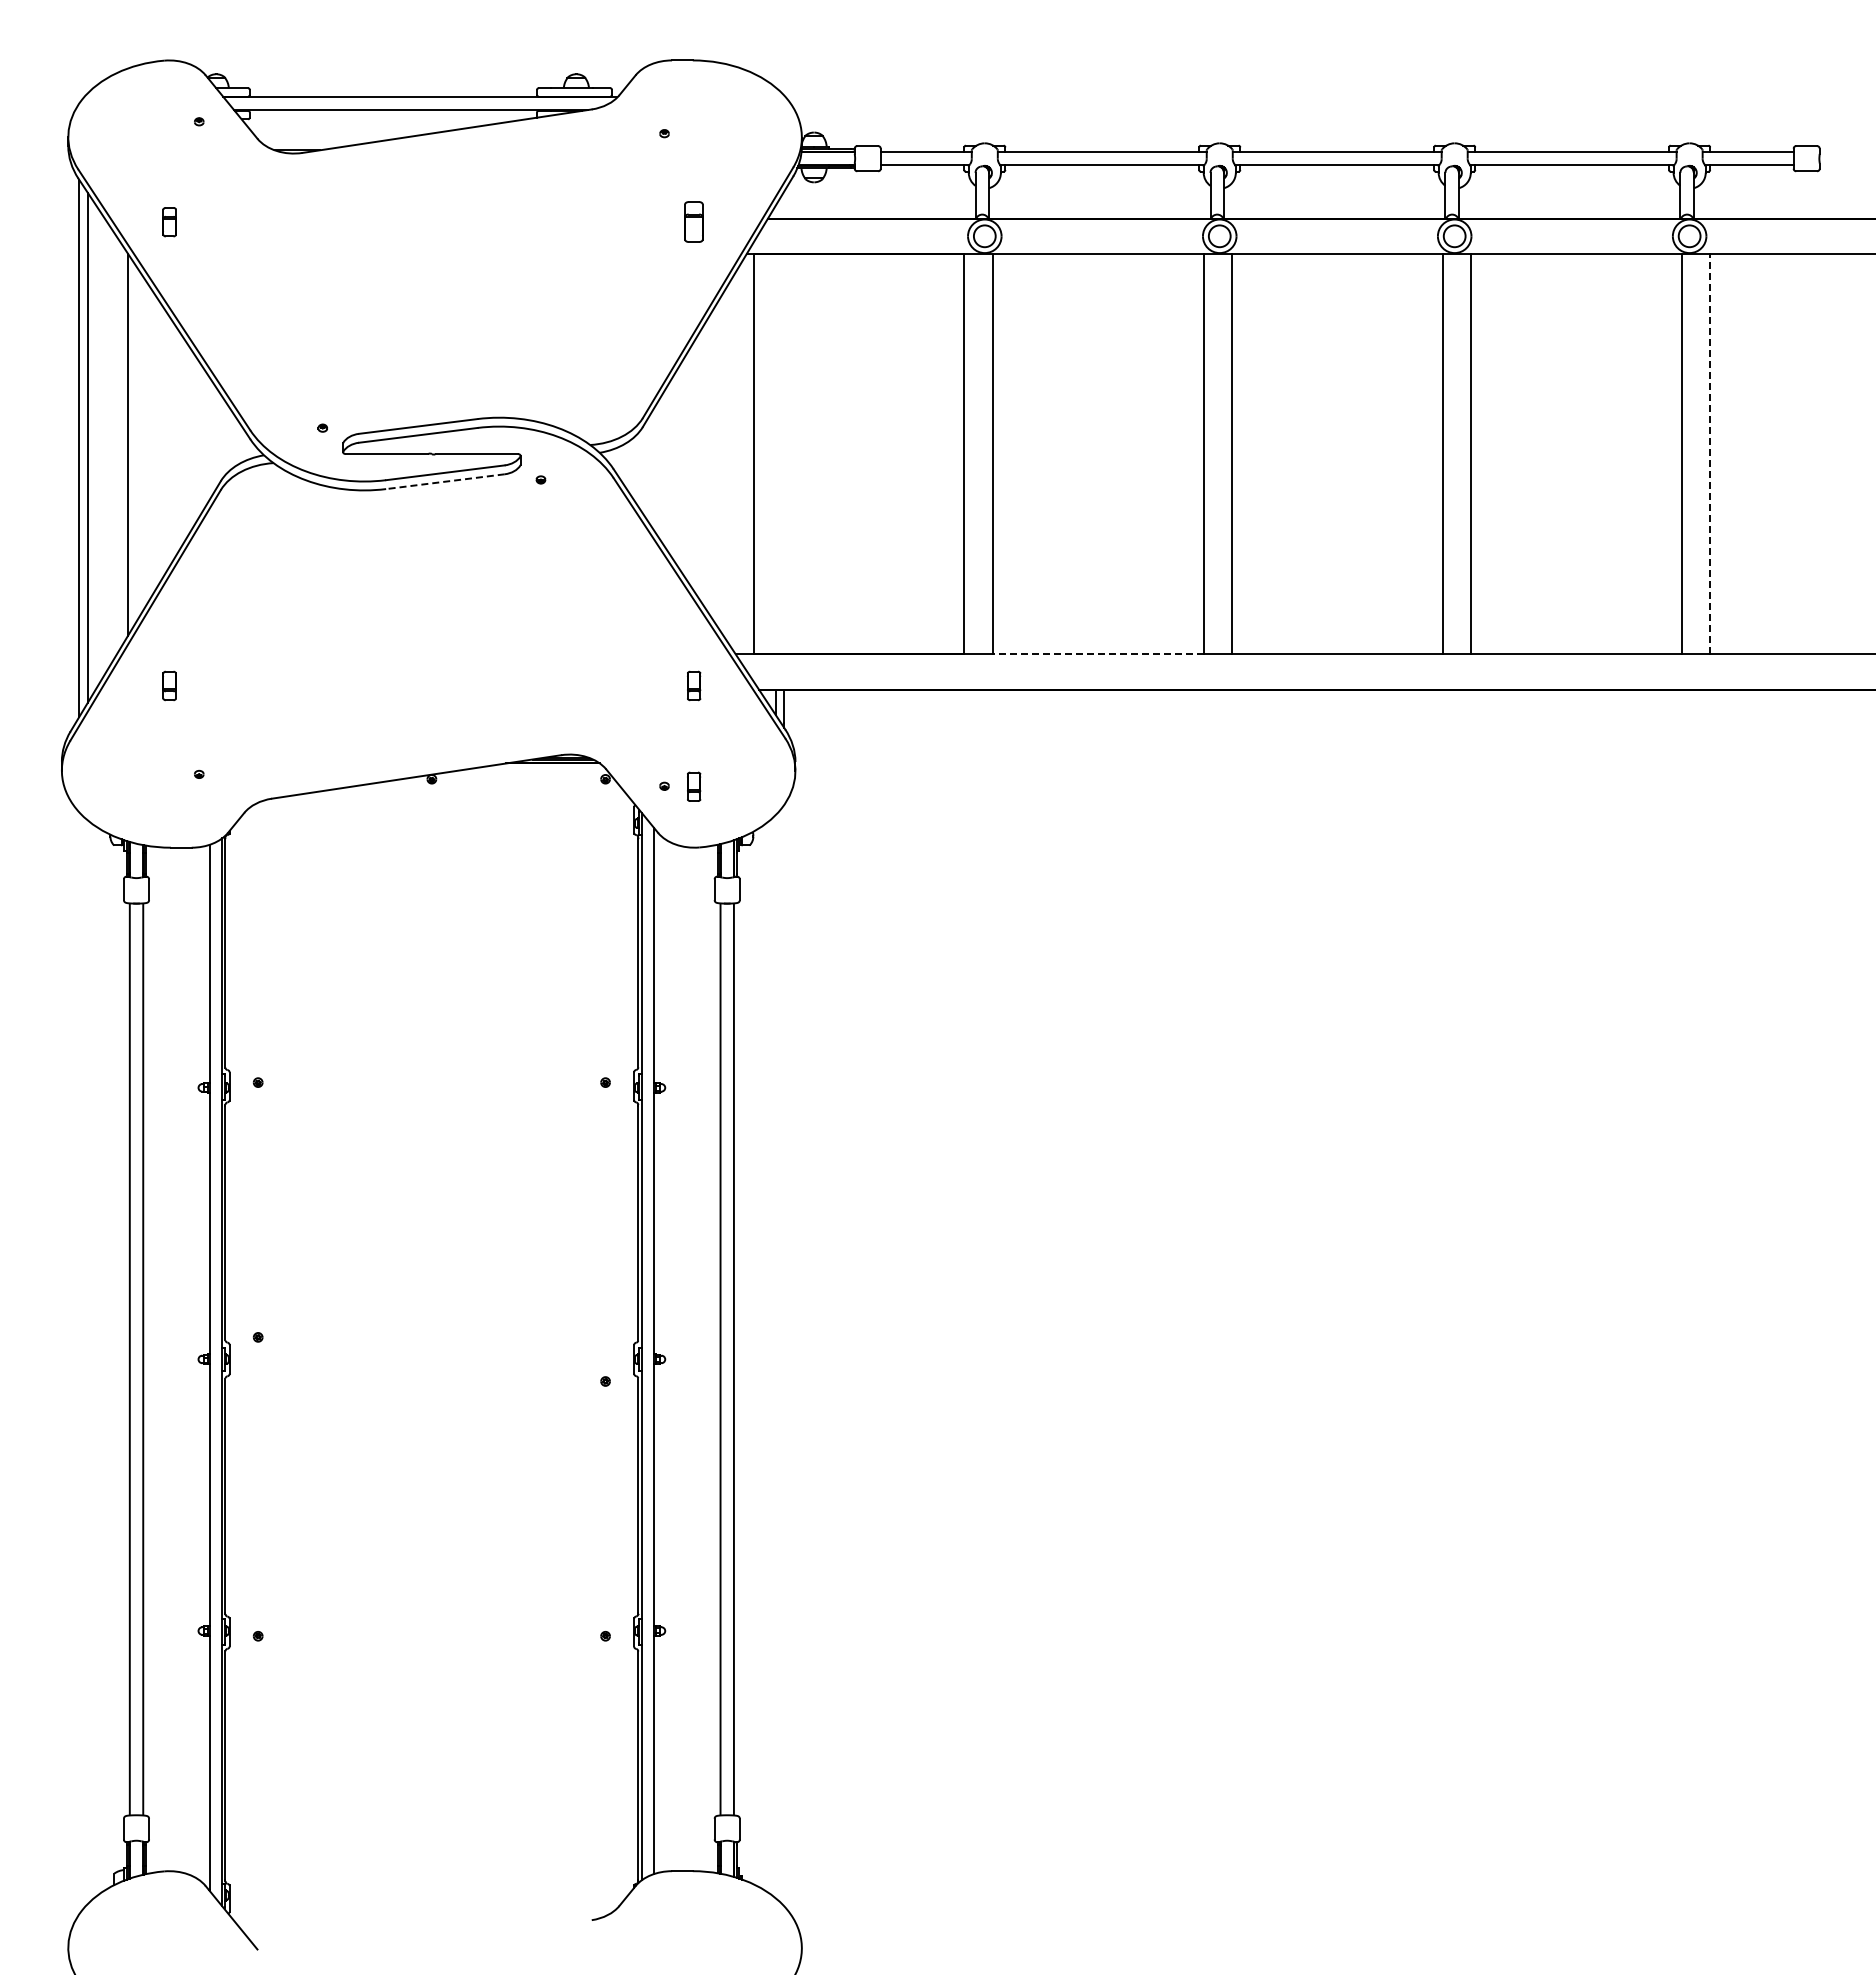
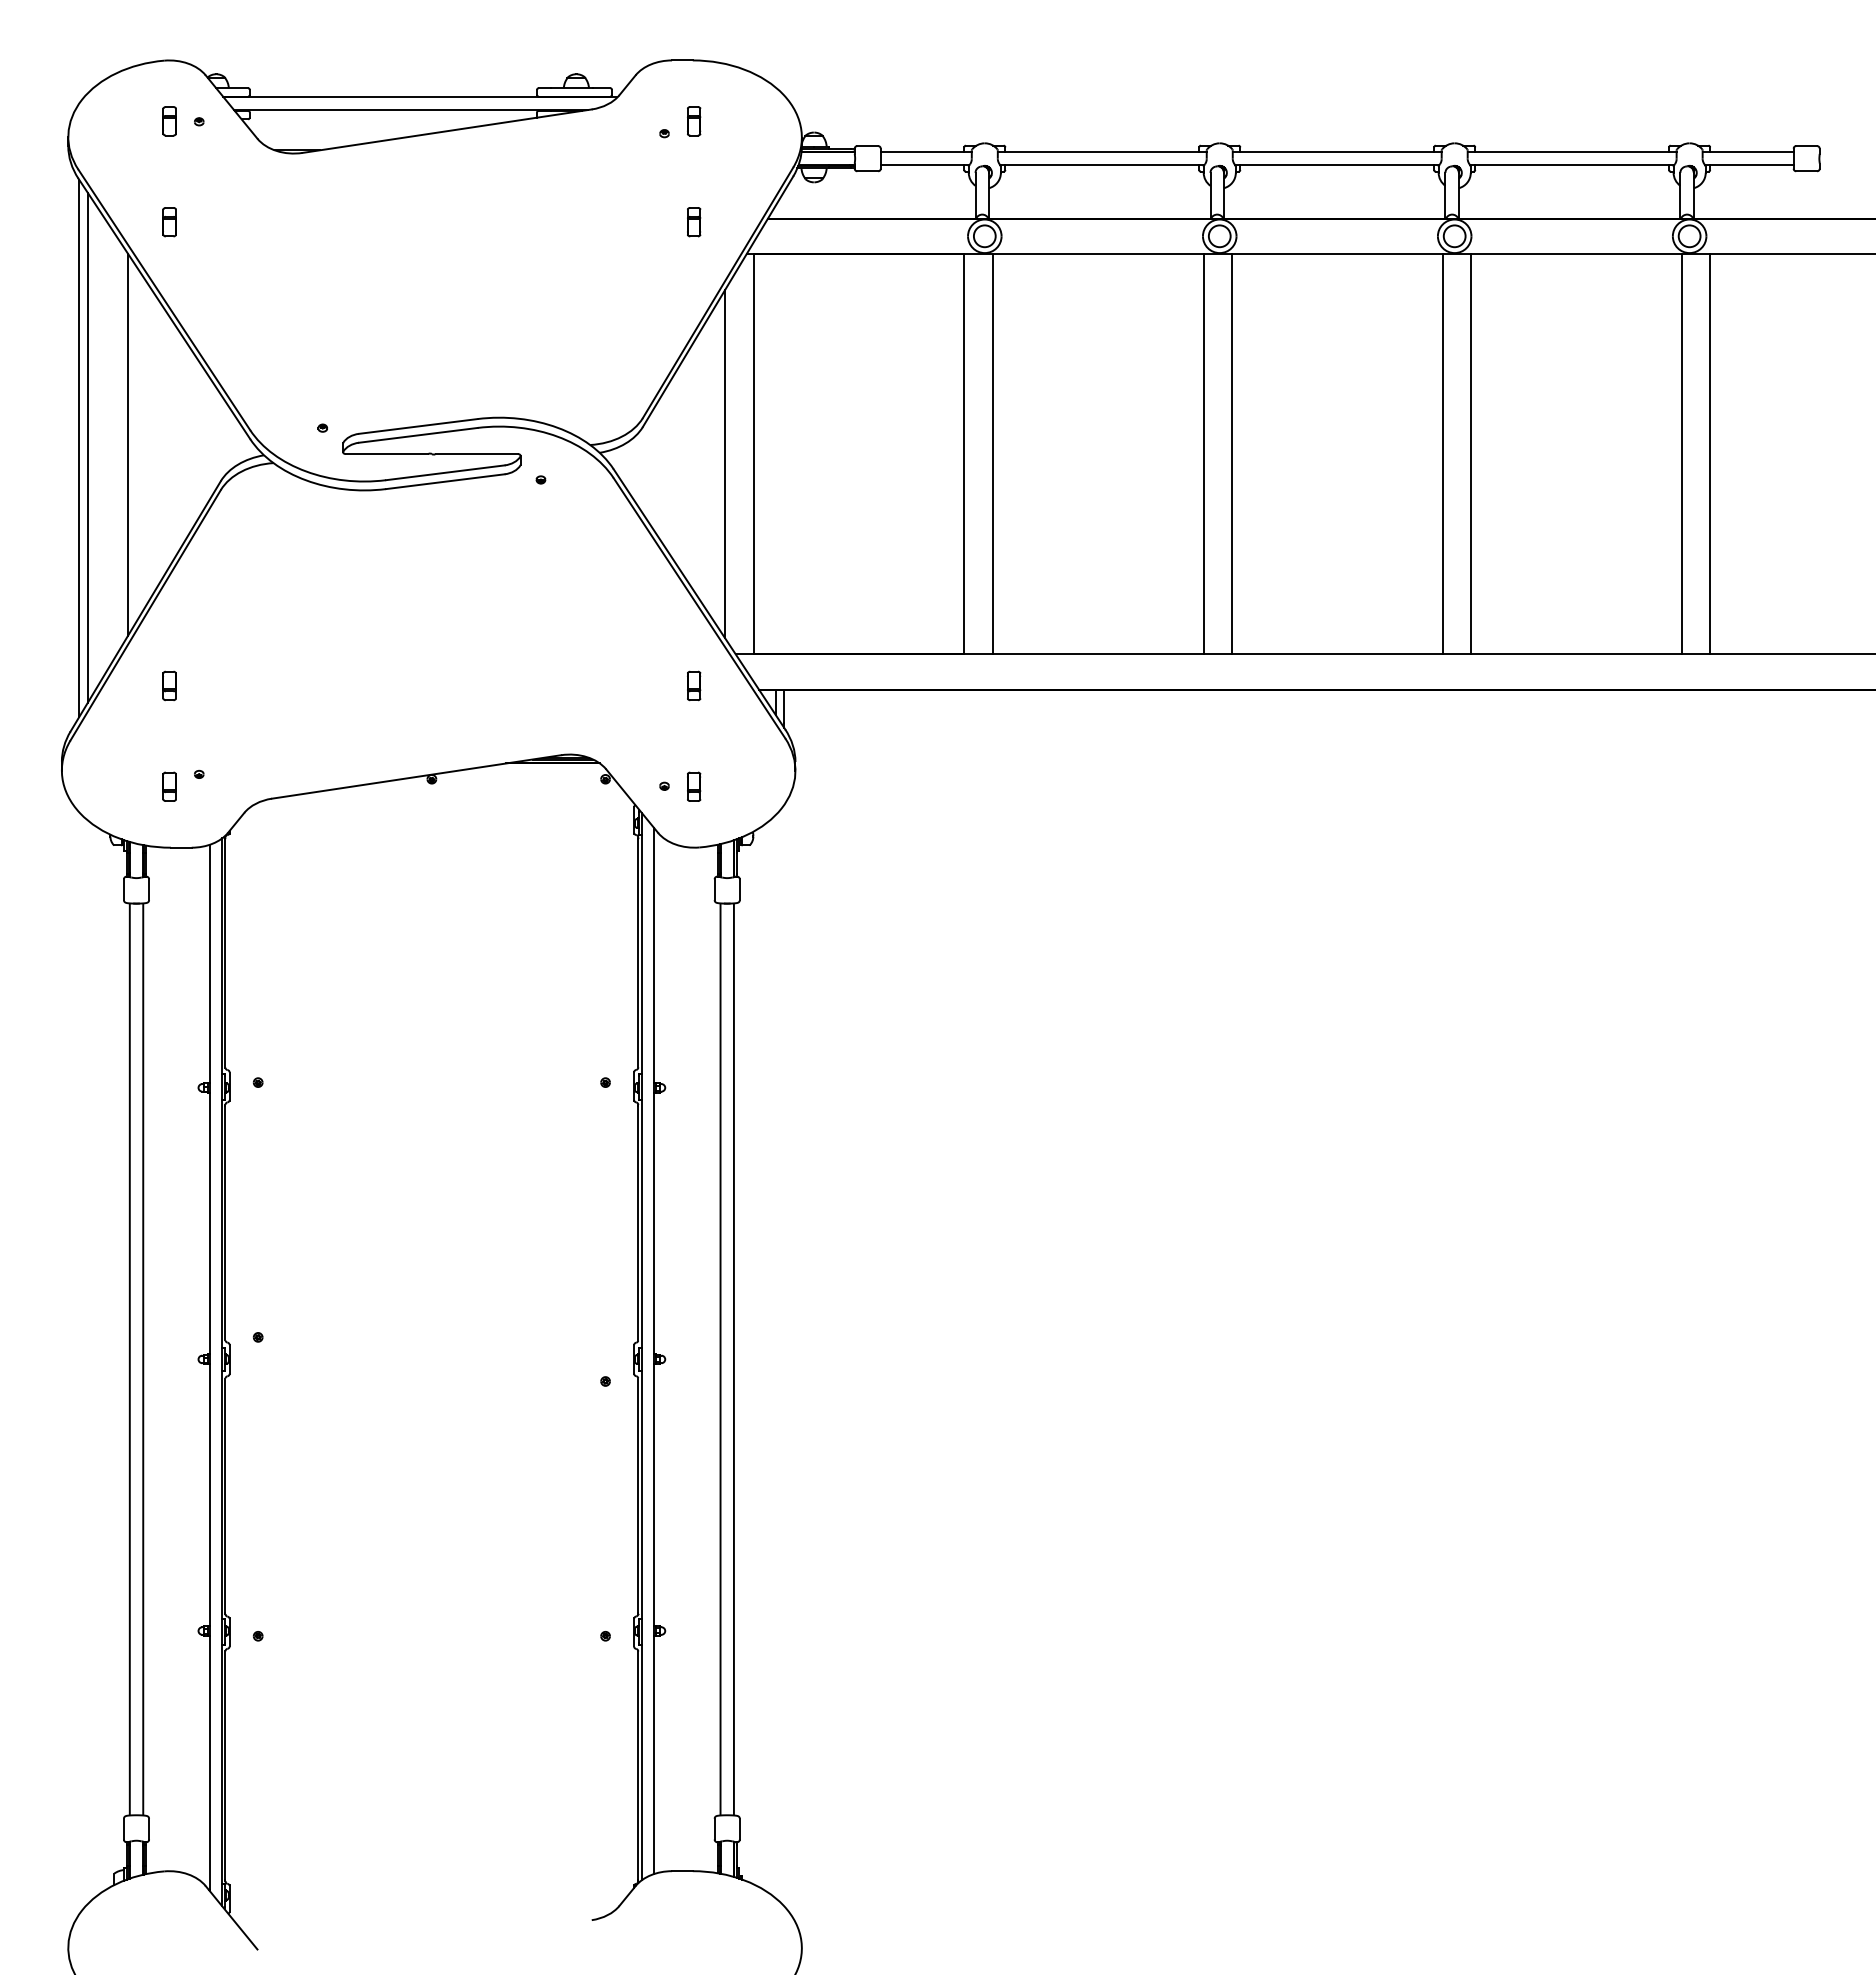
part: none -> present (169, 121)
part: none -> present (694, 121)
part size: 20x42 px -> 15x31 px (694, 222)
line: dashed -> solid (1710, 454)
line: none -> present (725, 463)
line: dashed -> solid (445, 481)
line: dashed -> solid (1097, 654)
part: none -> present (169, 786)
